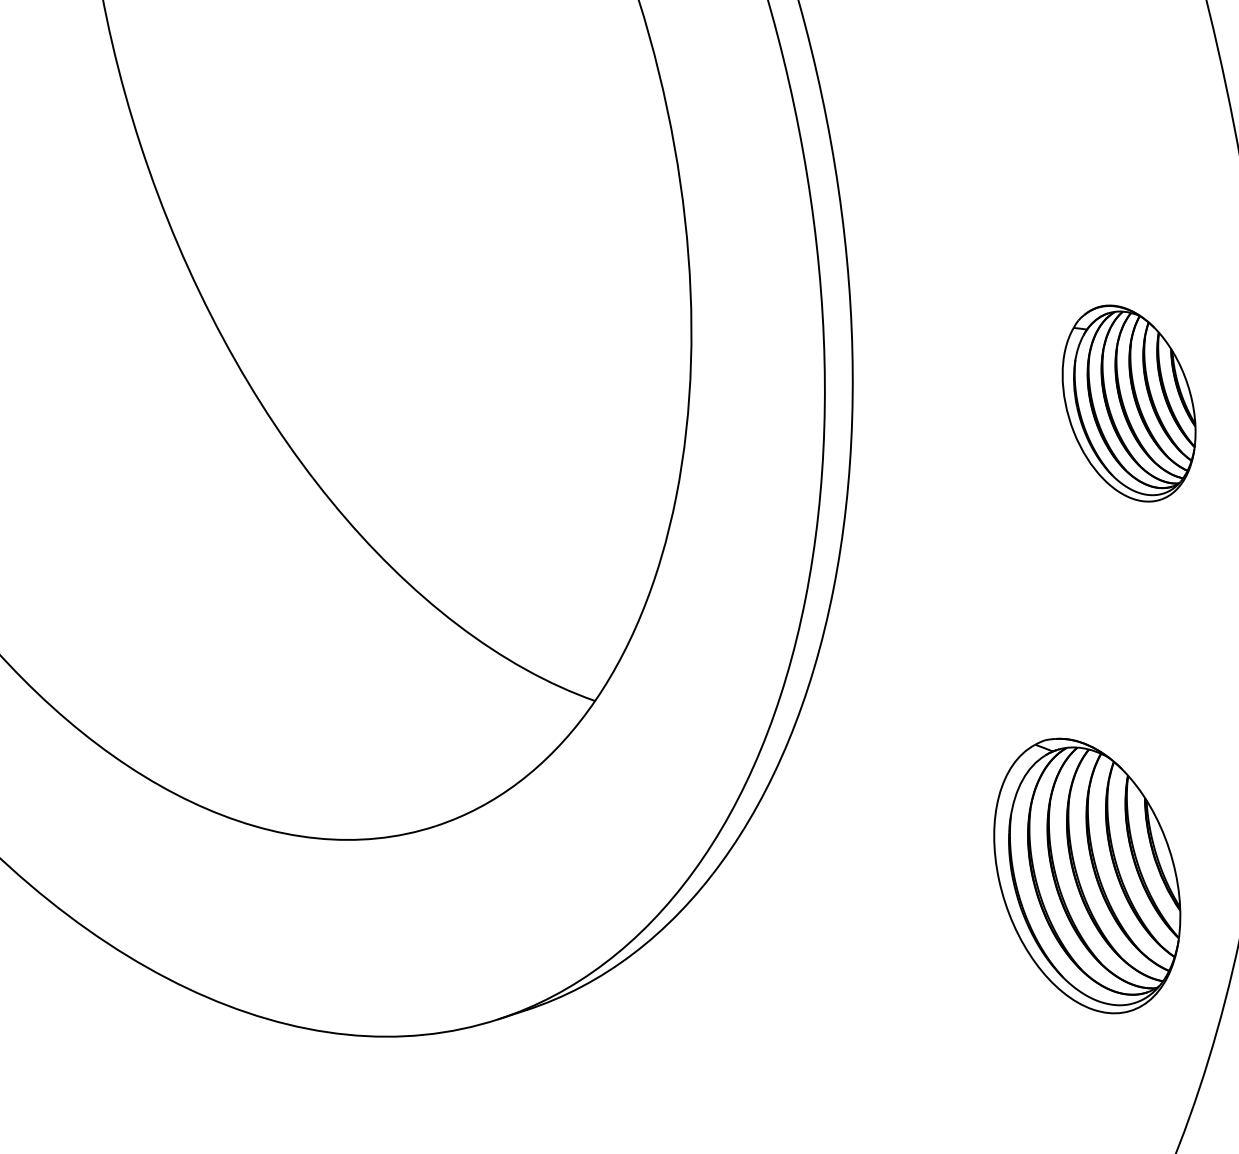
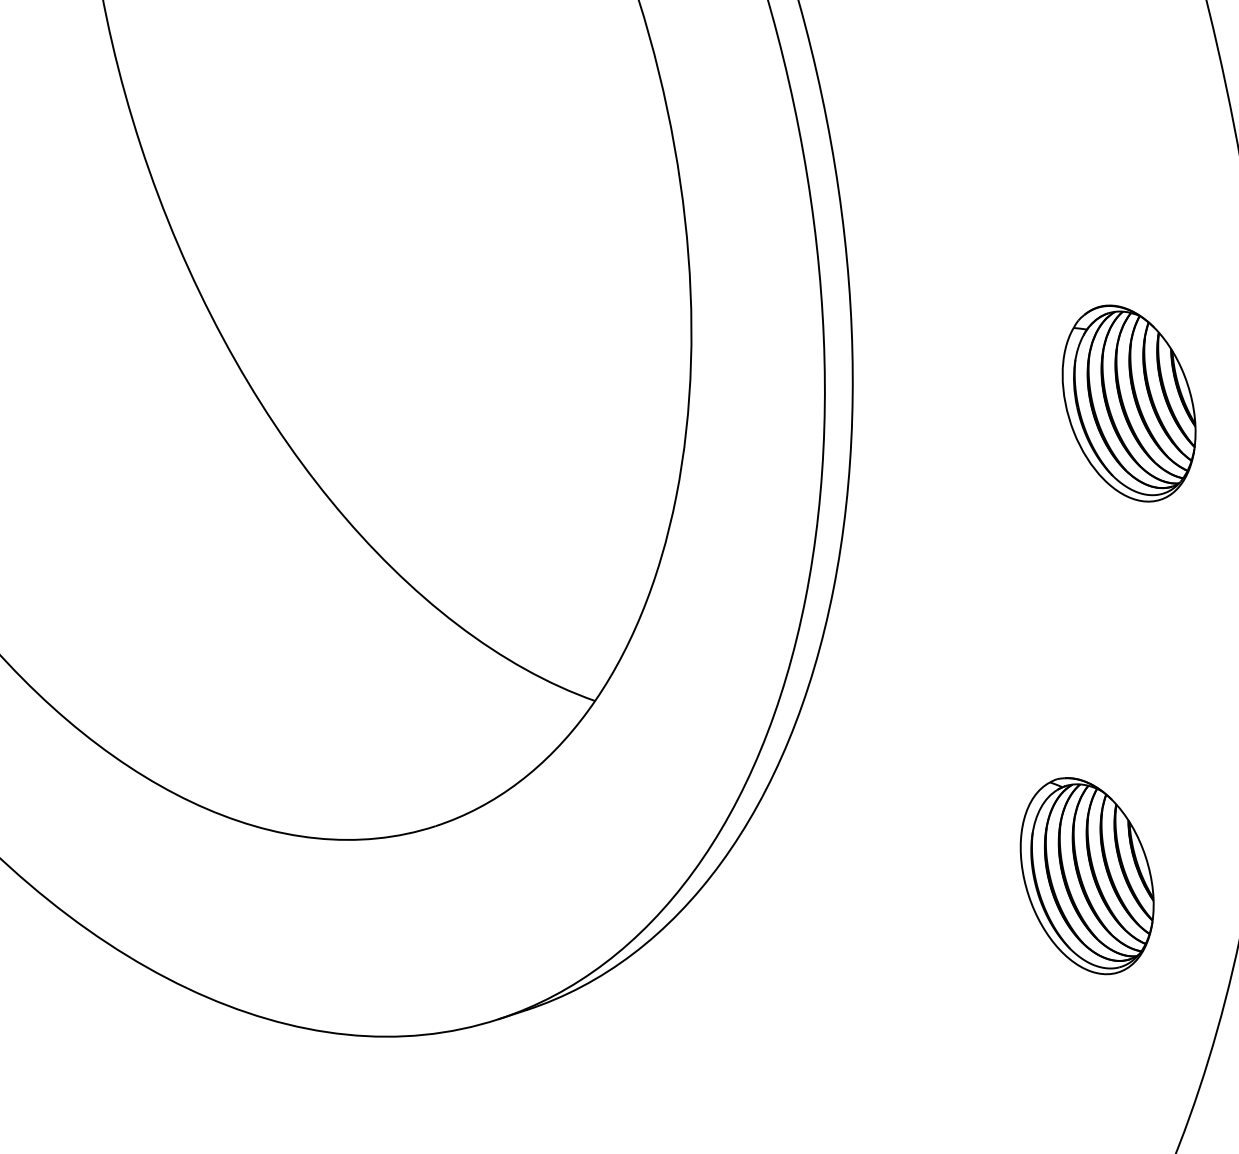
part size: 189x278 px -> 136x199 px (1086, 876)
